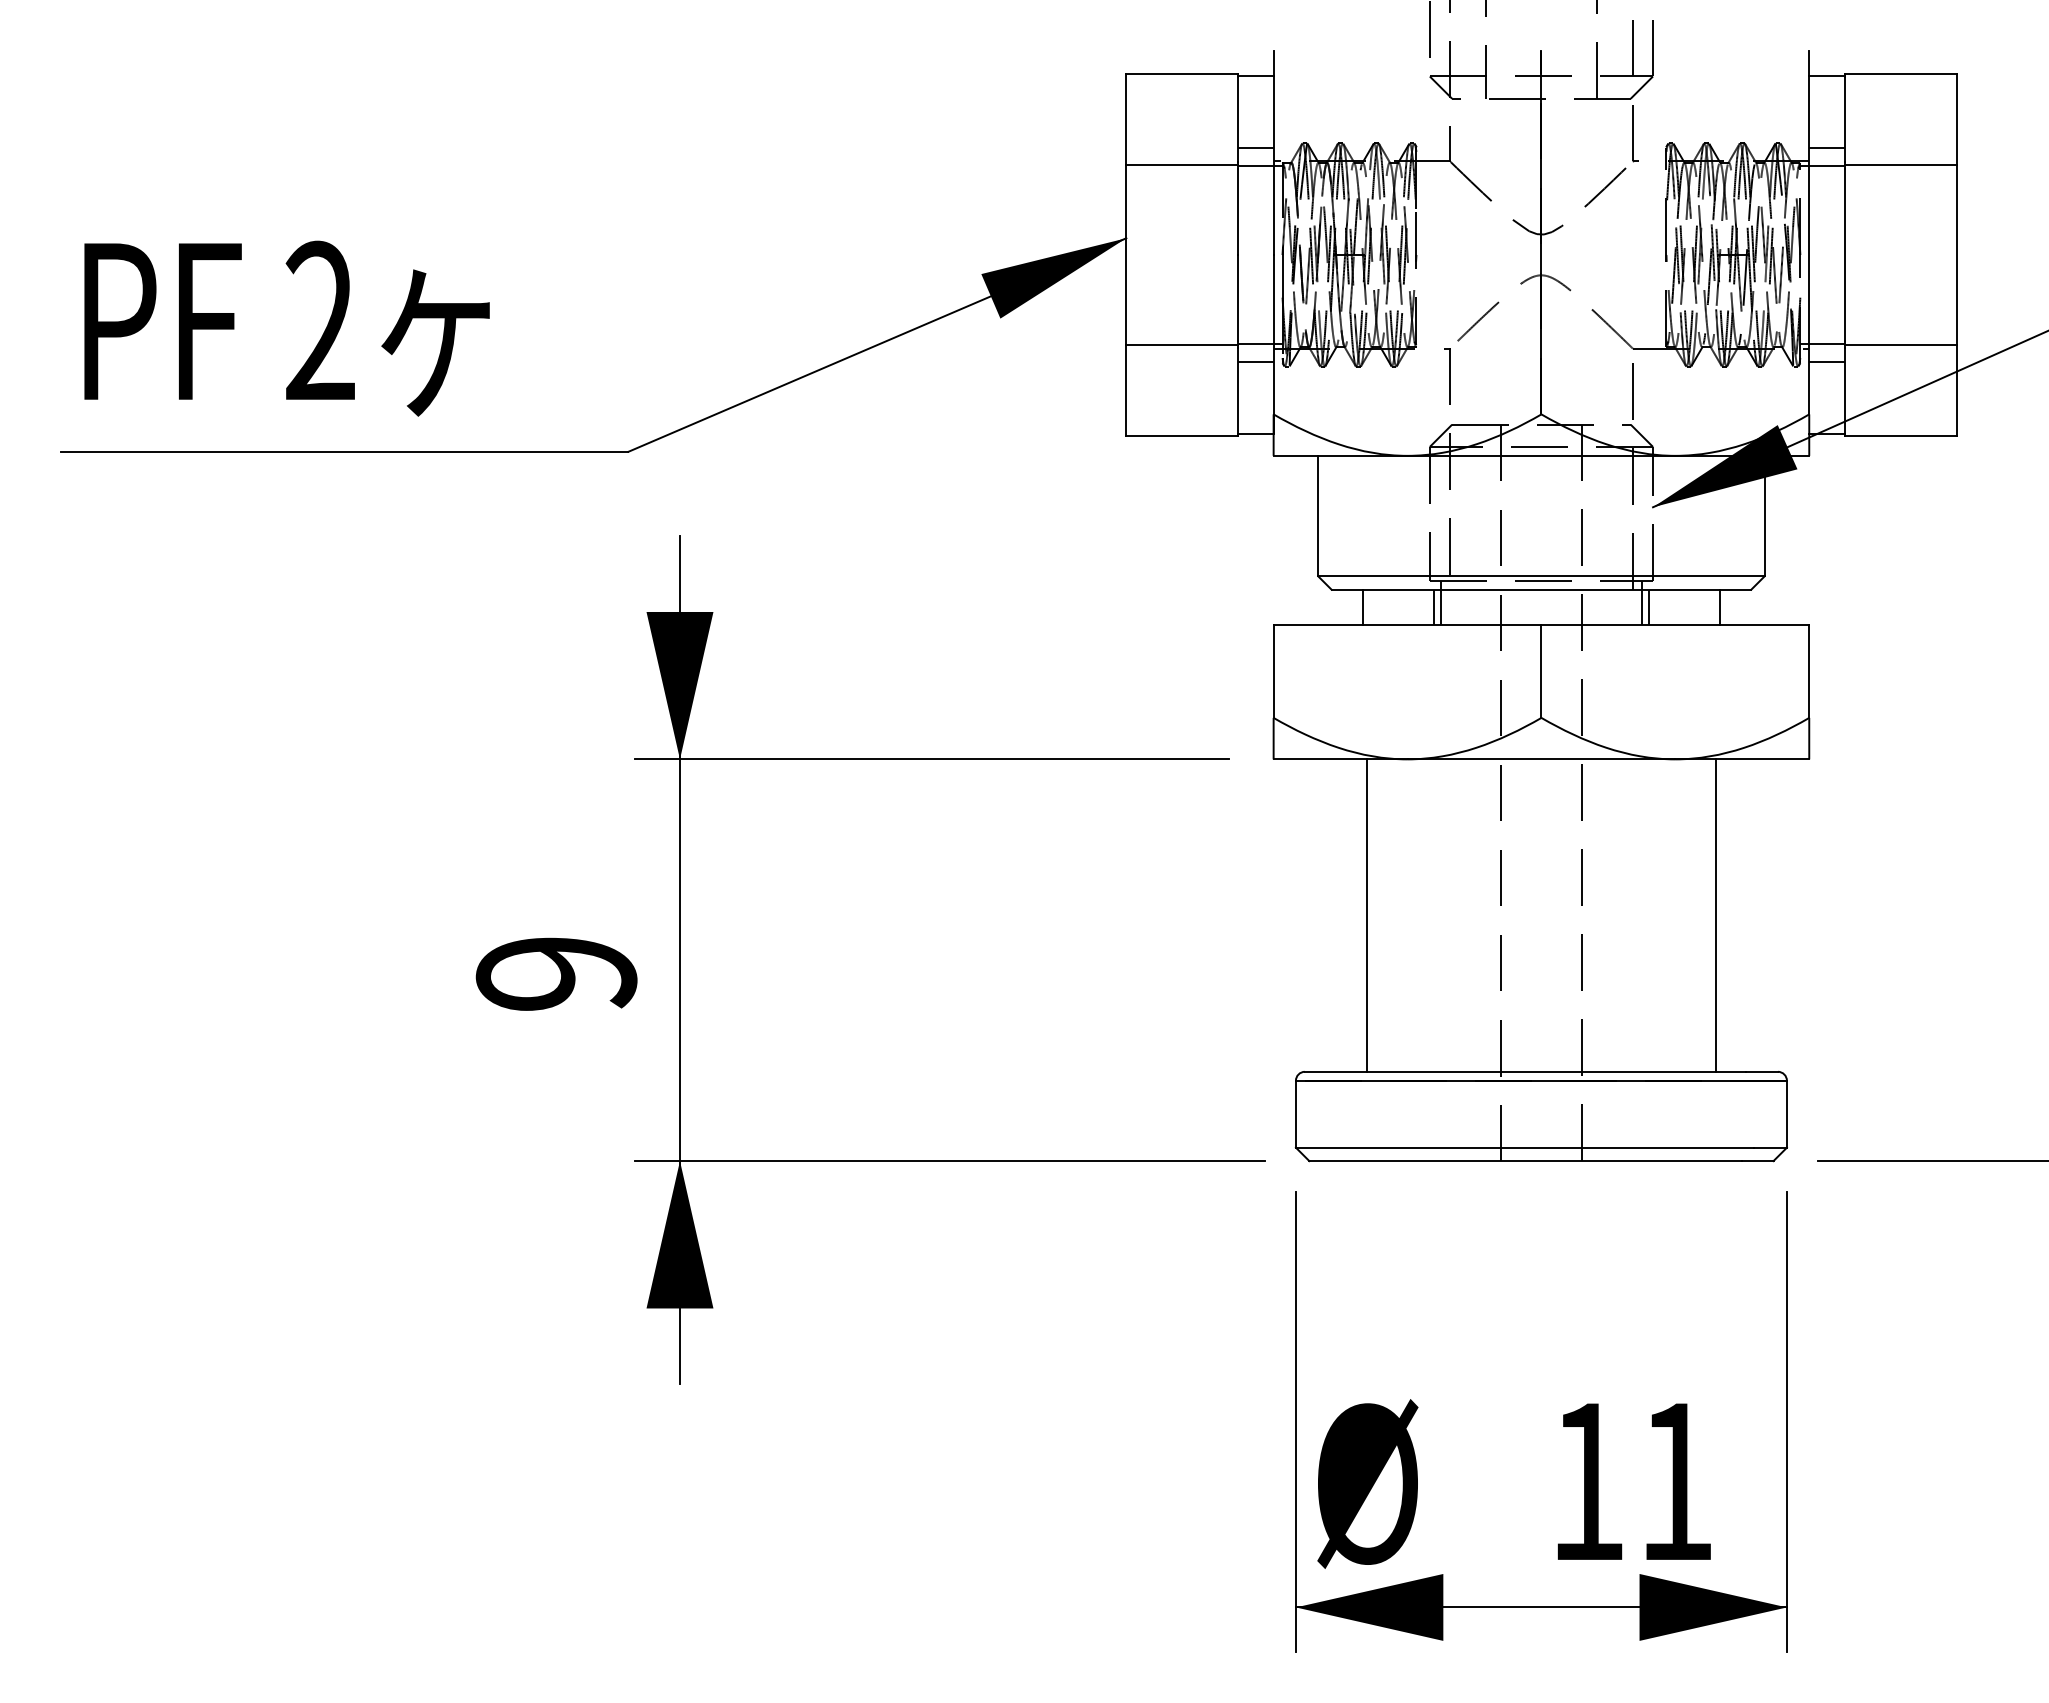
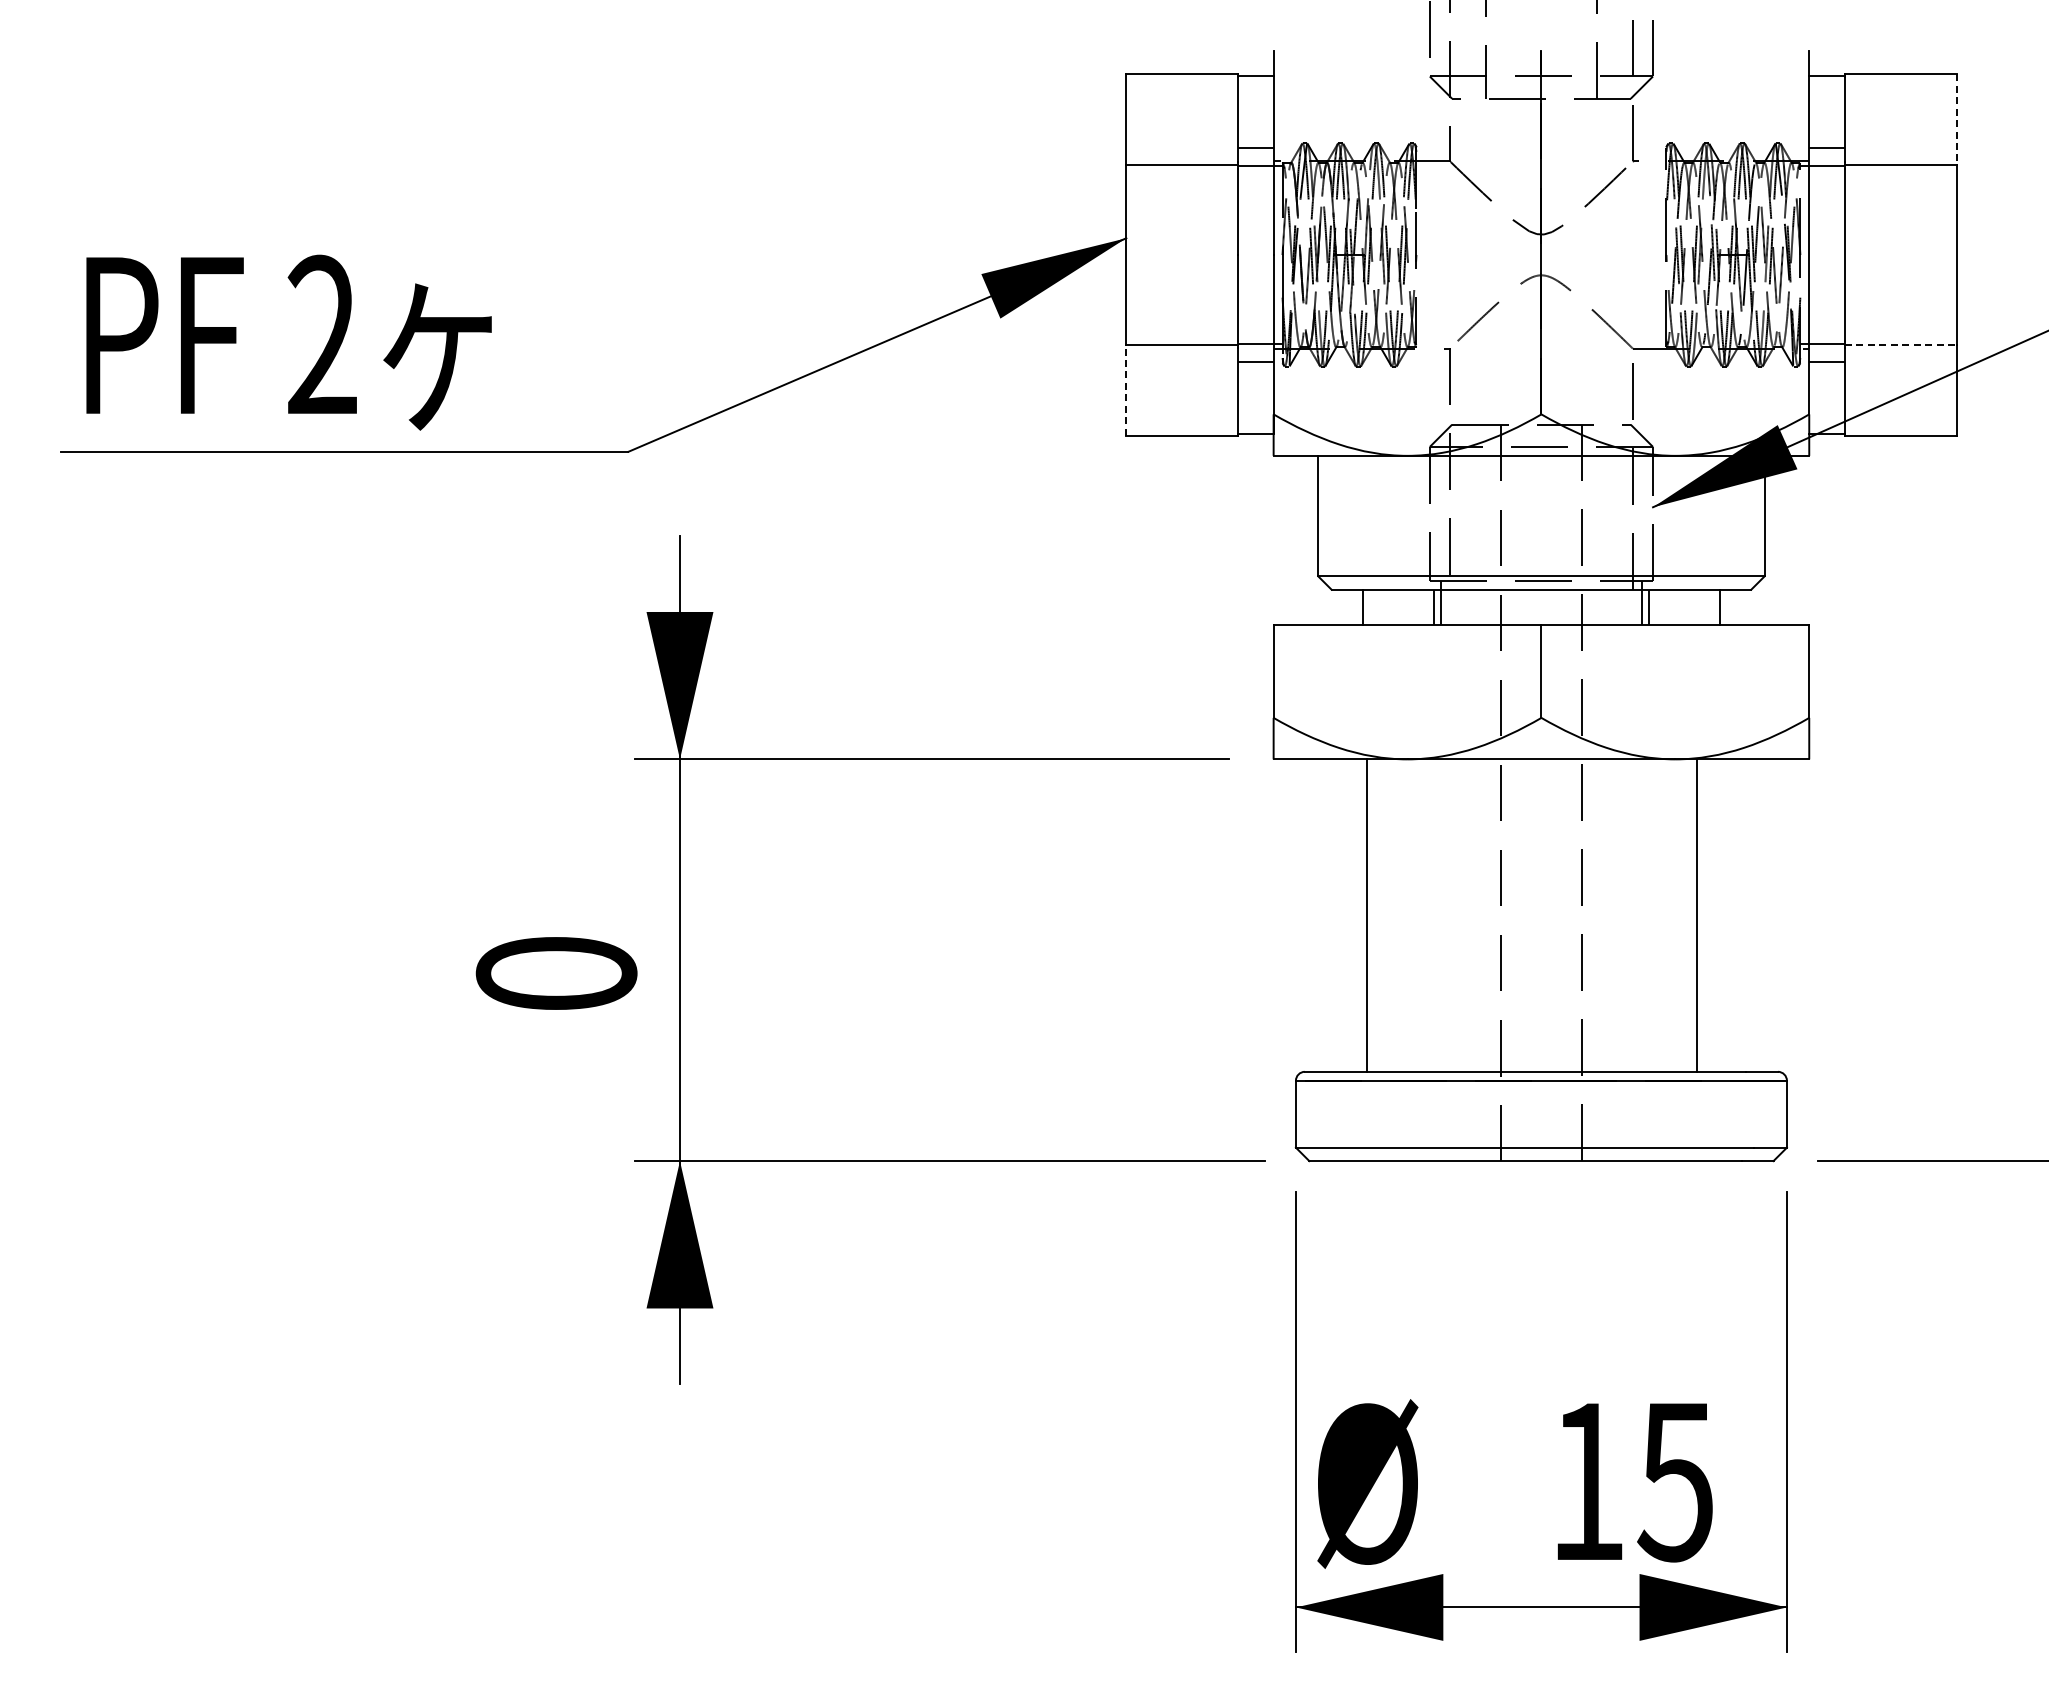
line: solid -> dashed (1956, 119)
text position: (286, 328) -> (288, 342) (288, 342)
line: solid -> dashed (1900, 345)
line: solid -> dashed (1126, 390)
line position: (1715, 915) -> (1696, 915) (1696, 915)
text: 9 -> 0 (556, 973)
text: 11 -> 15 (1674, 1482)
